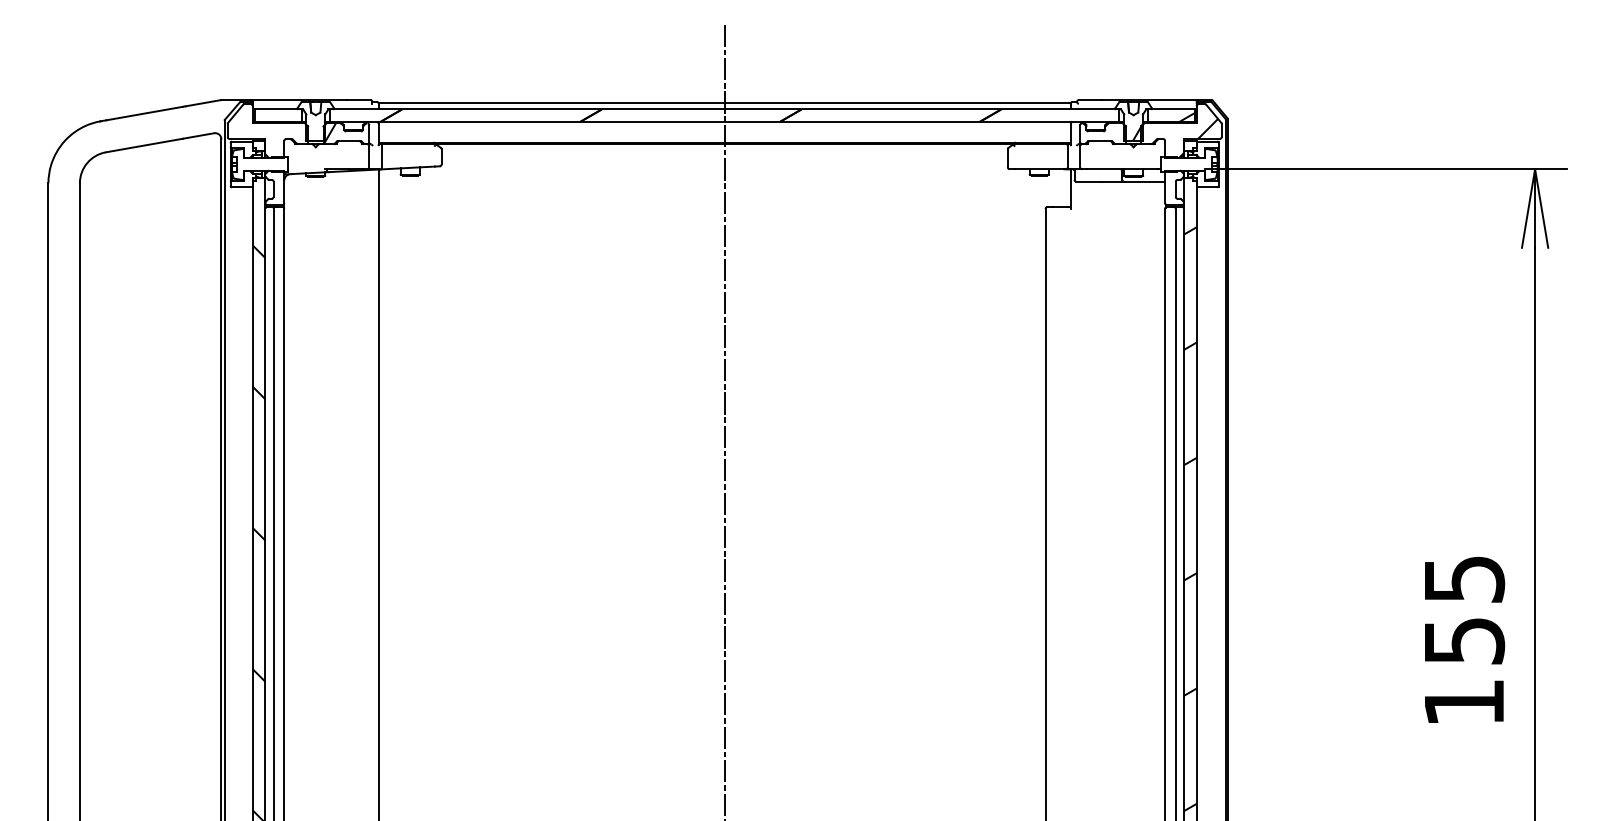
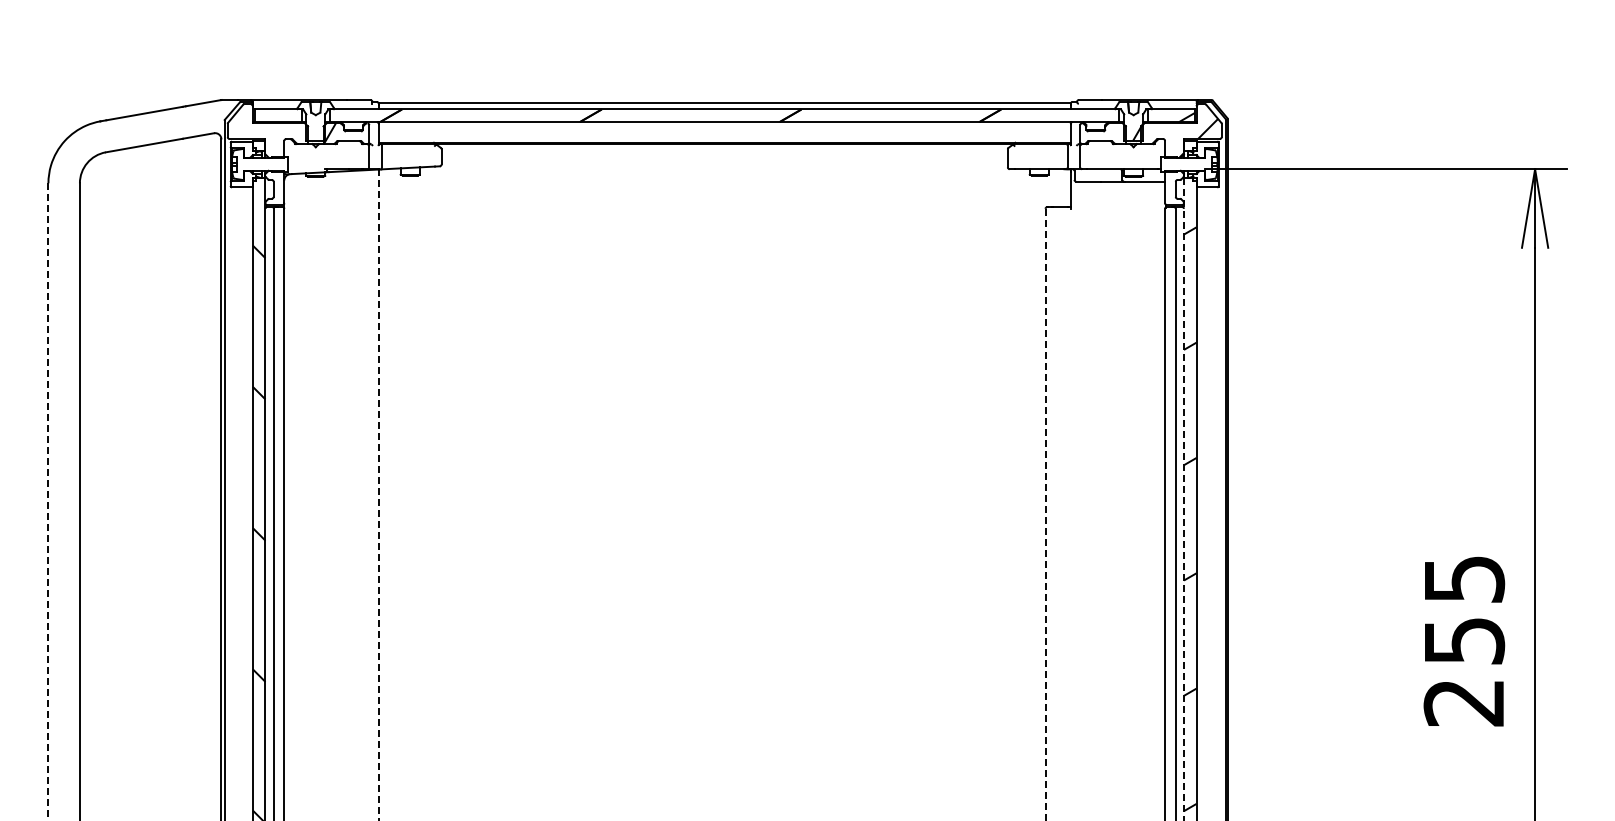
line: present -> none (724, 420)
line: solid -> dashed (378, 494)
line: solid -> dashed (1183, 499)
line: solid -> dashed (48, 502)
line: solid -> dashed (1045, 514)
text: 155 -> 255 (1463, 703)
